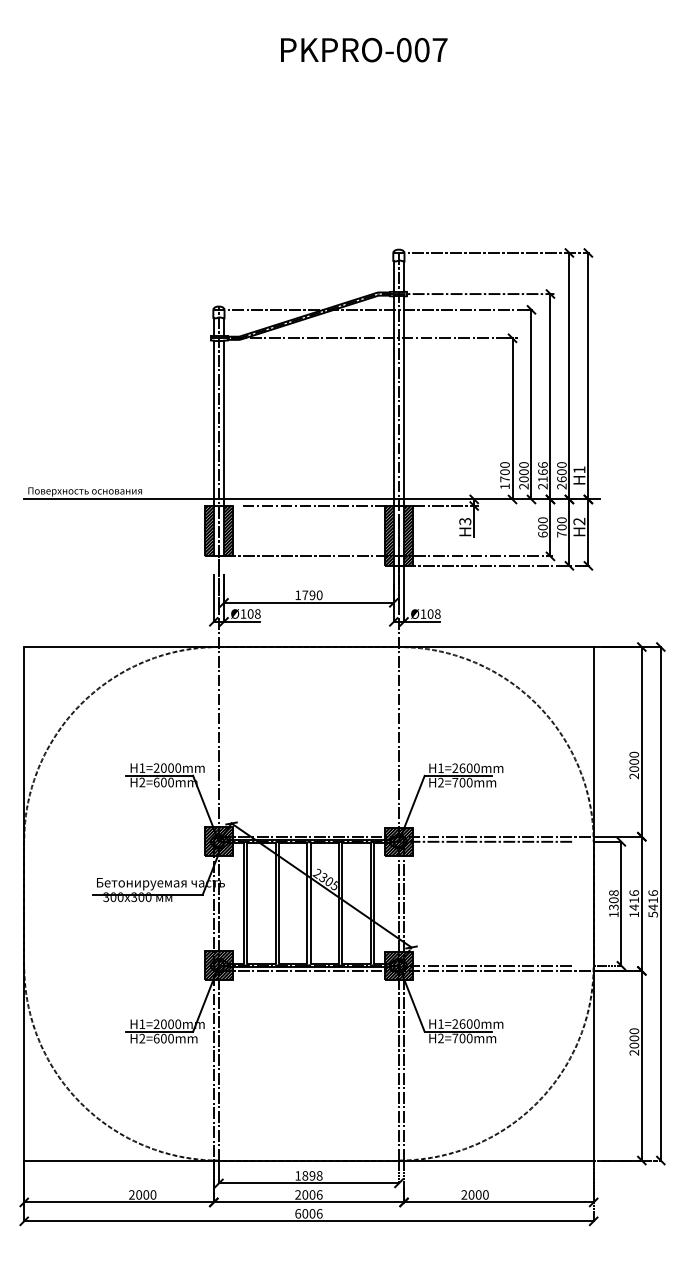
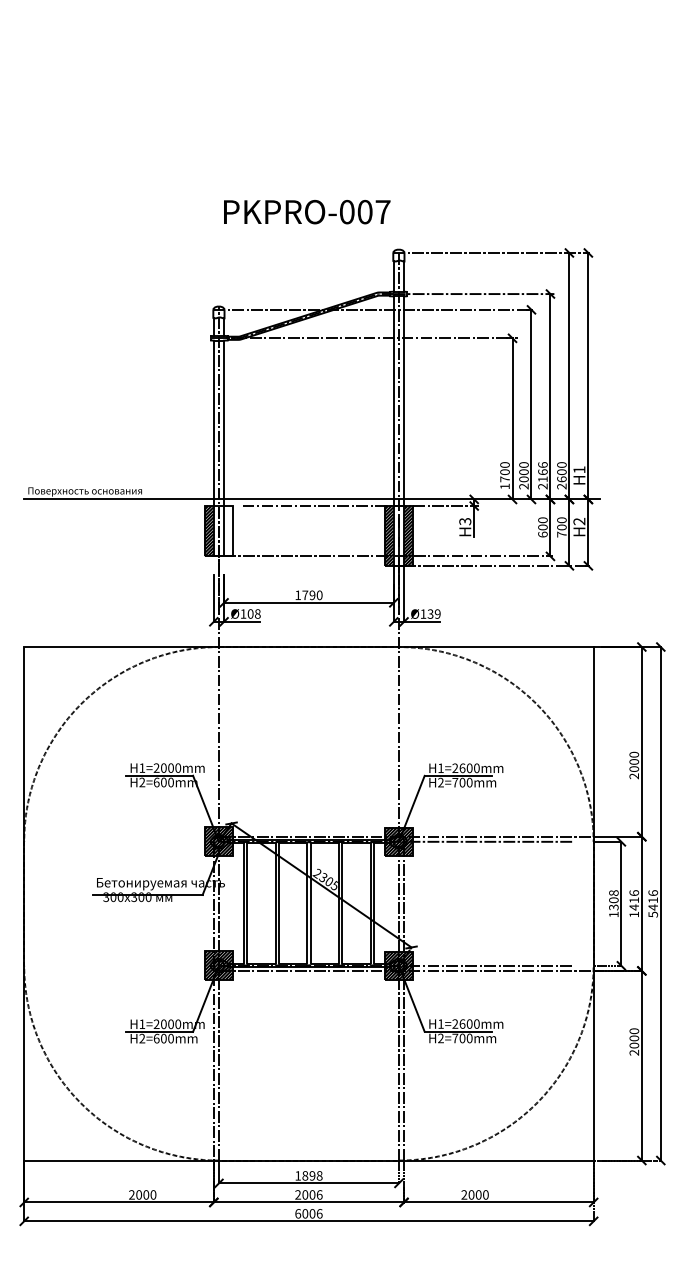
text position: (364, 50) -> (307, 212) (307, 212)
hatch: present -> none (228, 531)
text: Ø108 -> Ø139 (433, 613)
